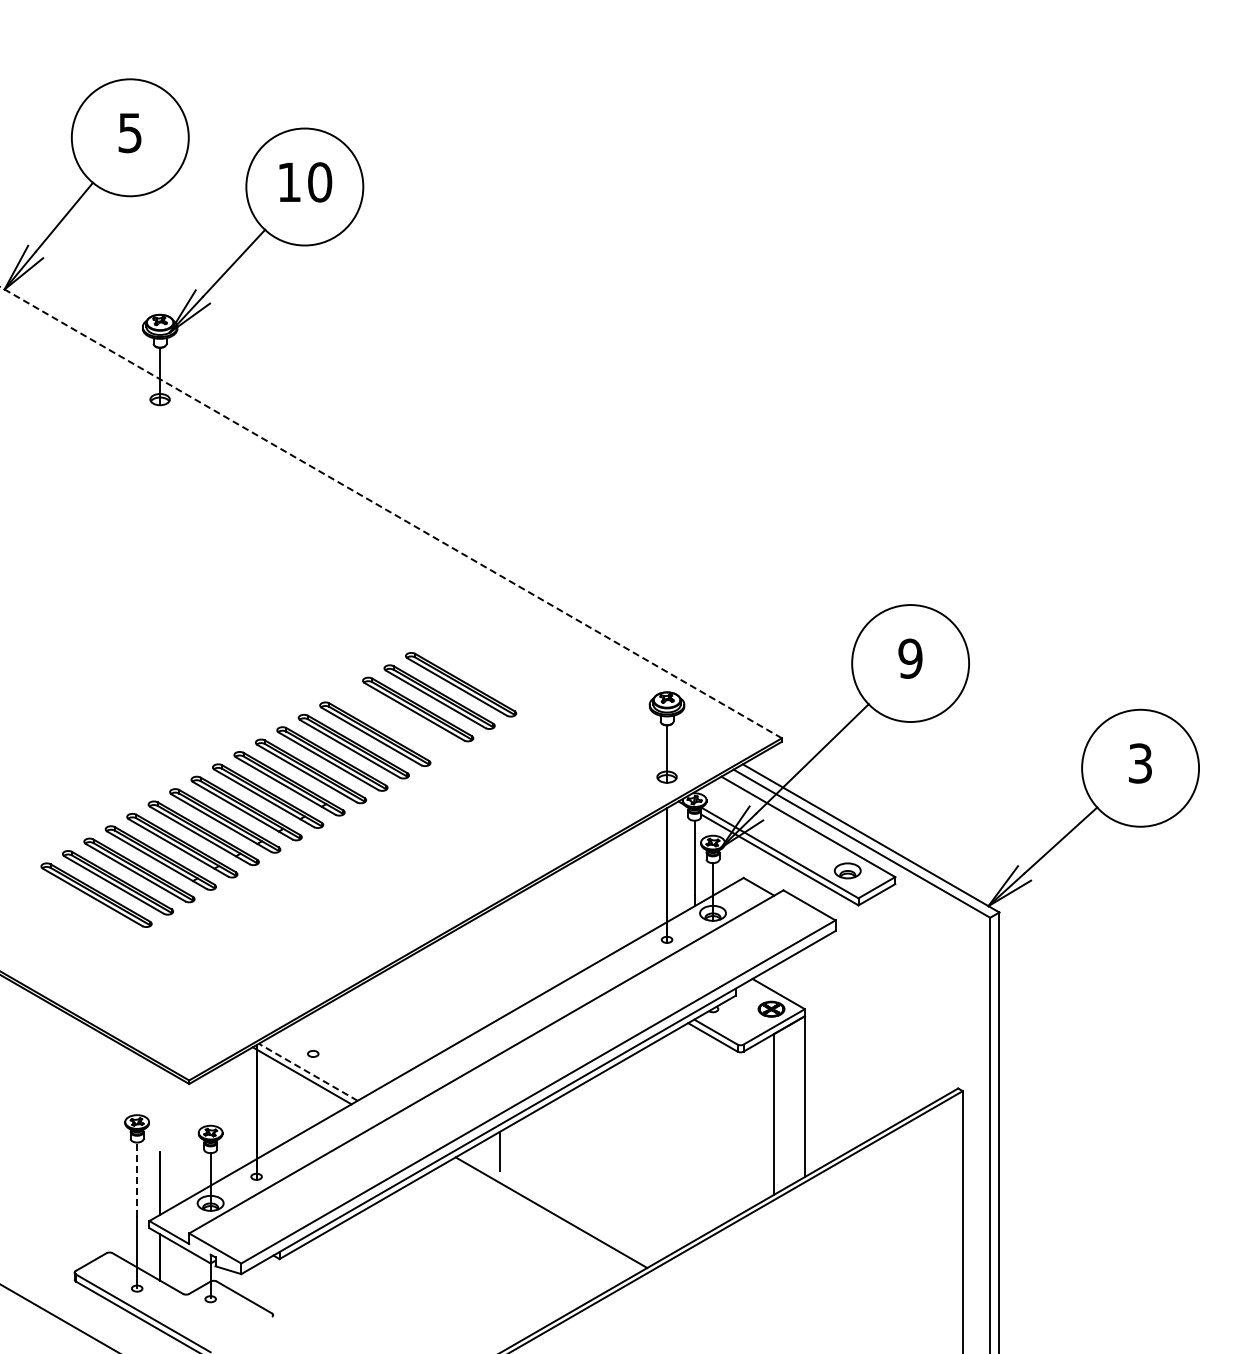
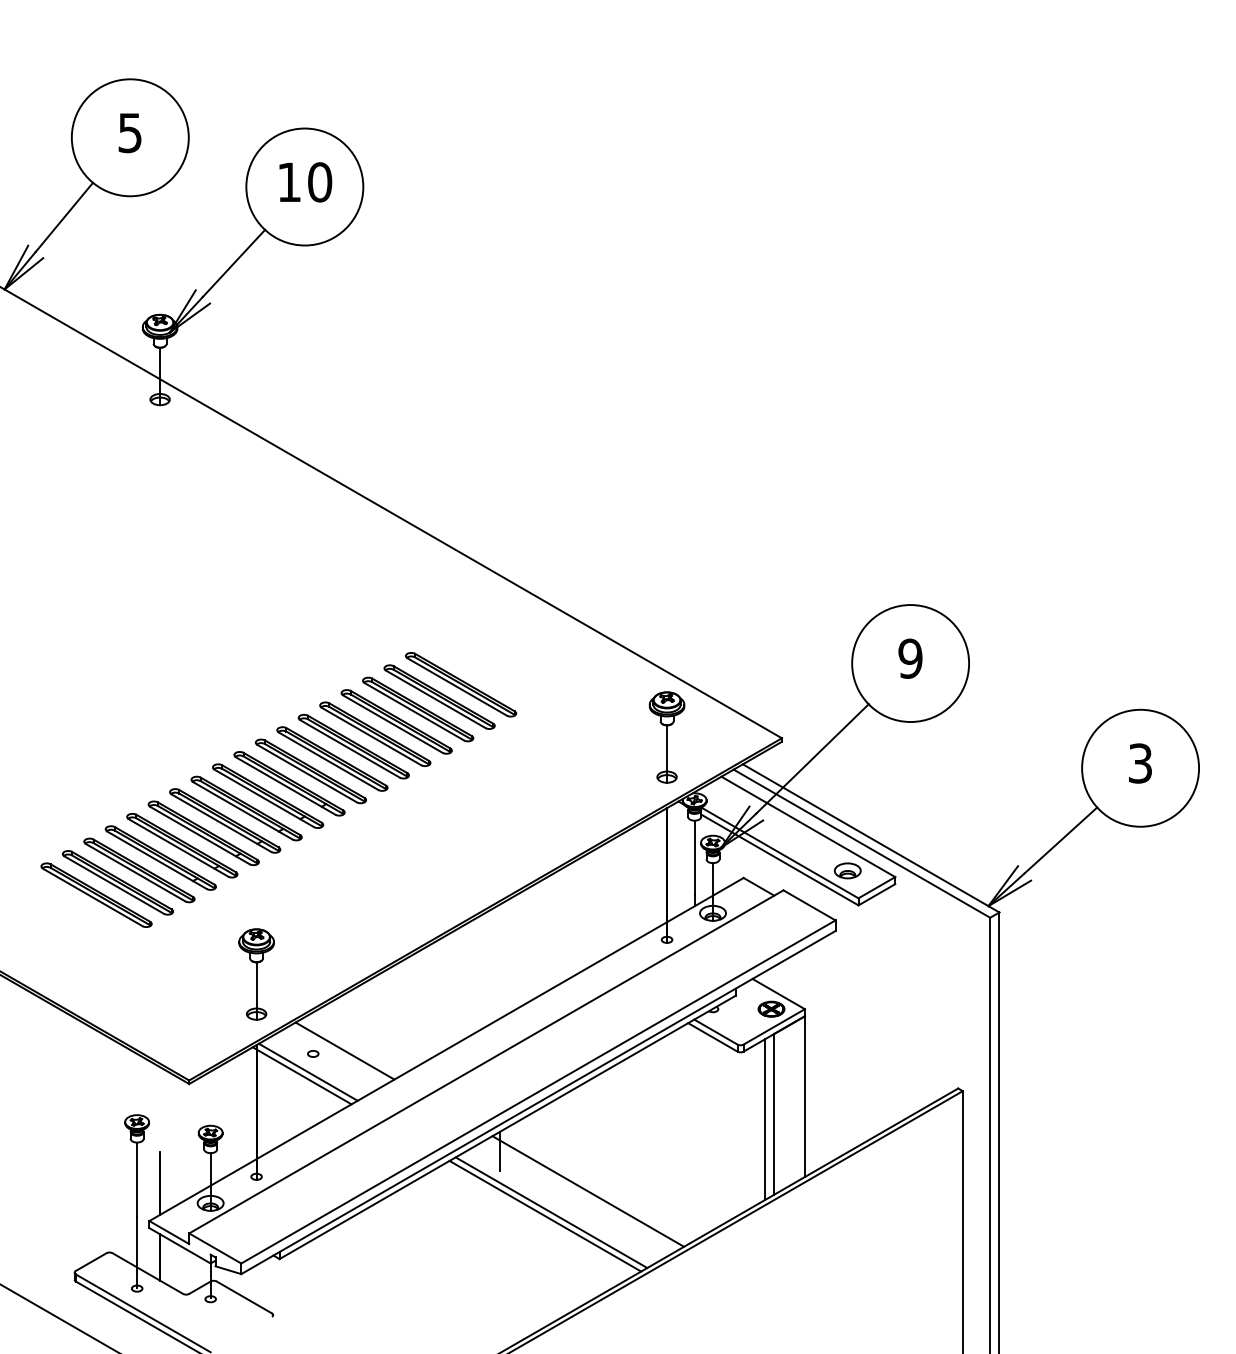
line: dashed -> solid (390, 512)
part: none -> present (396, 721)
part: none -> present (256, 974)
line: none -> present (344, 1050)
line: dashed -> solid (307, 1072)
line: none -> present (765, 1119)
line: dashed -> solid (137, 1179)
line: none -> present (588, 1191)
line: none -> present (545, 1215)
